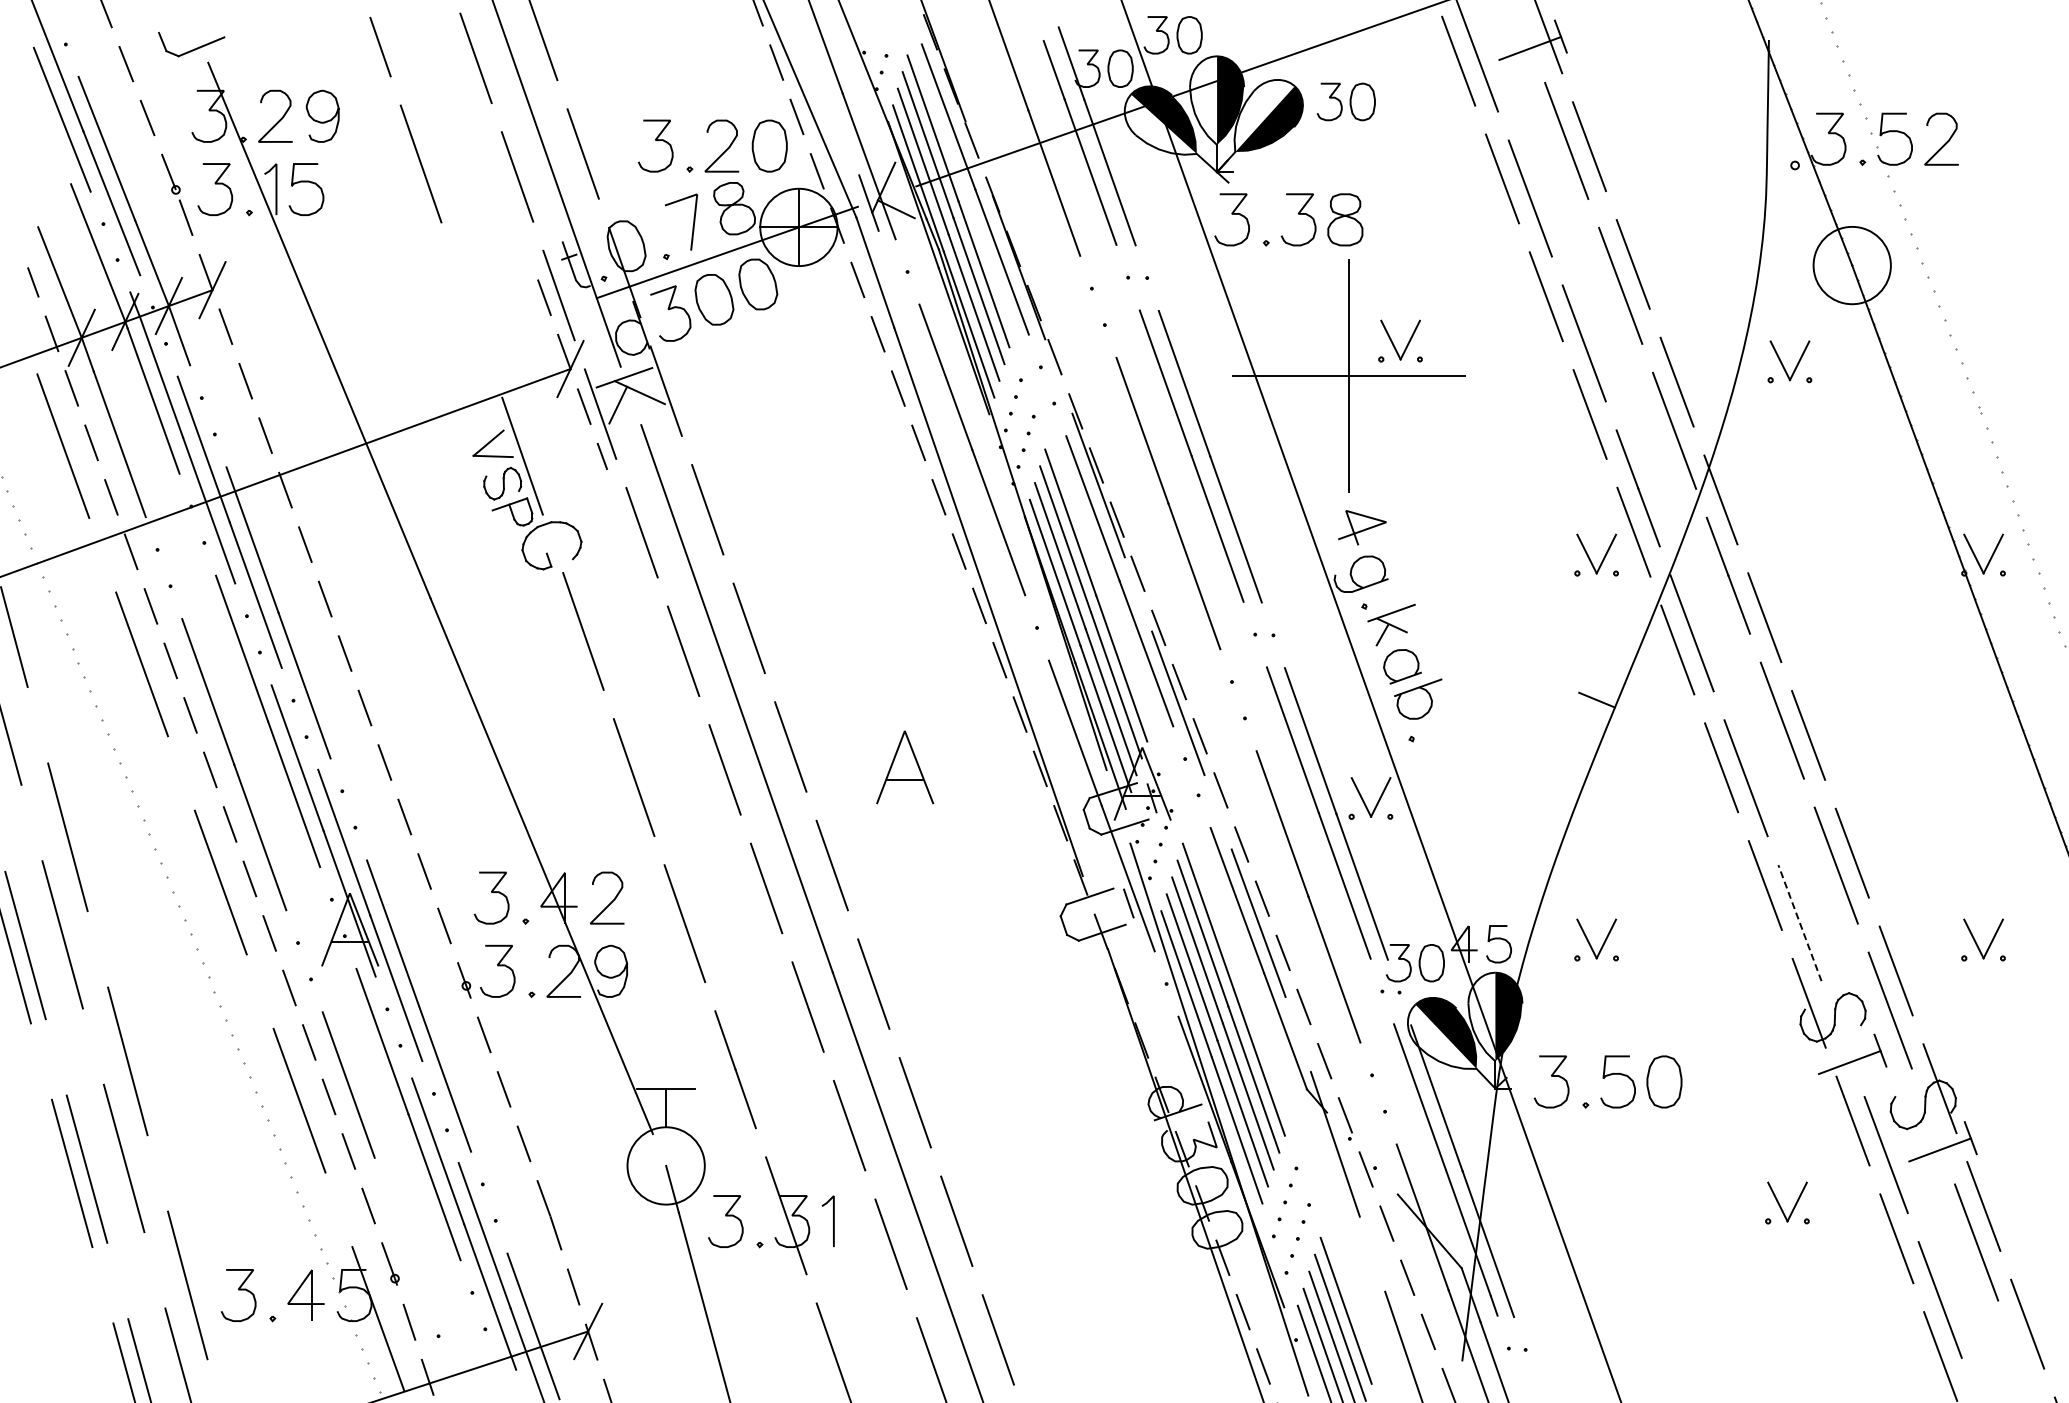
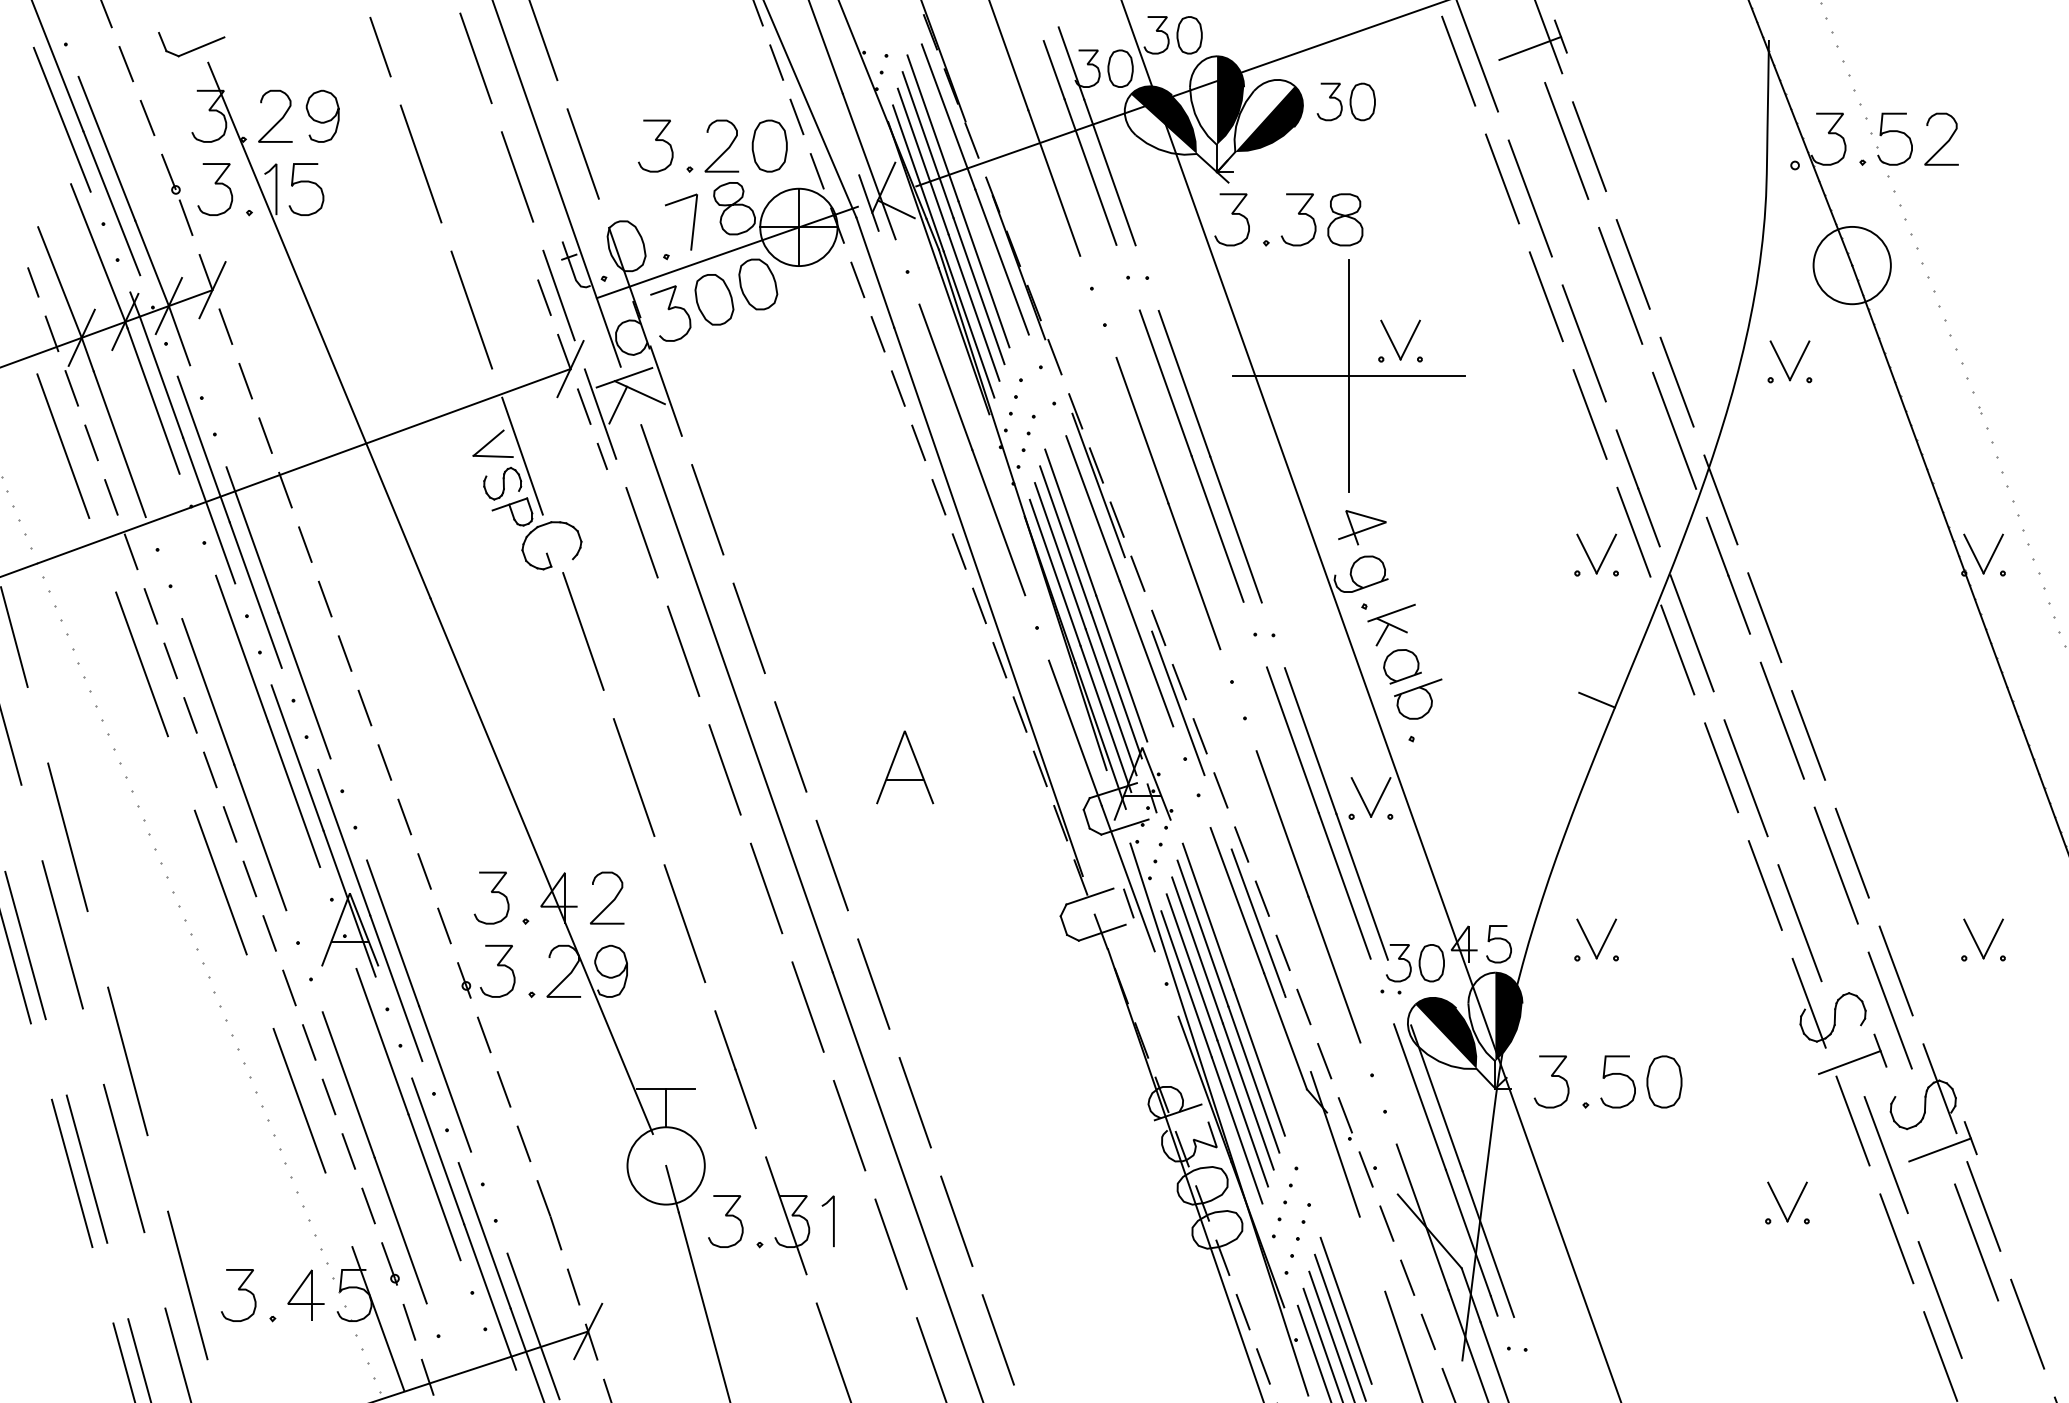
line: none -> present (471, 309)
line: dashed -> solid (1799, 923)
line: none -> present (400, 1230)
